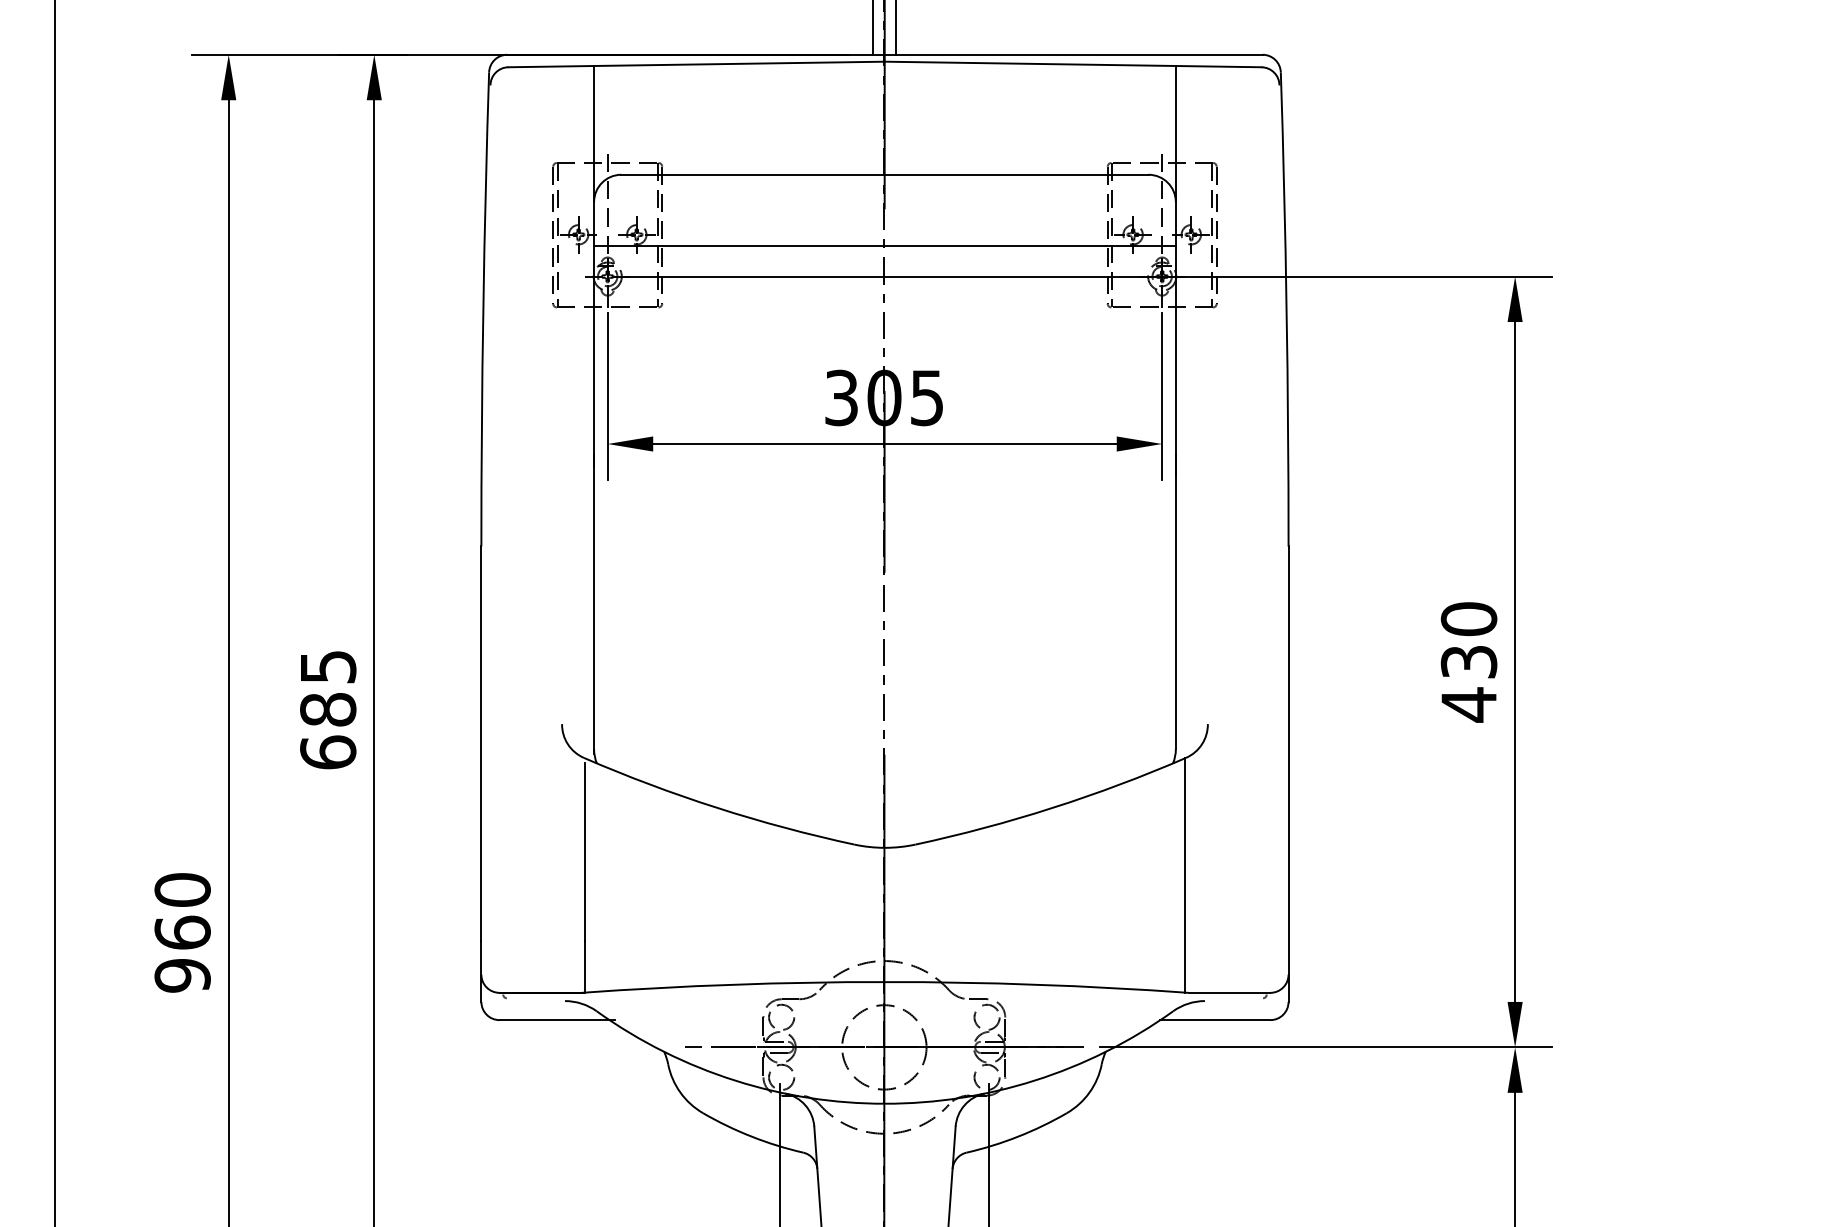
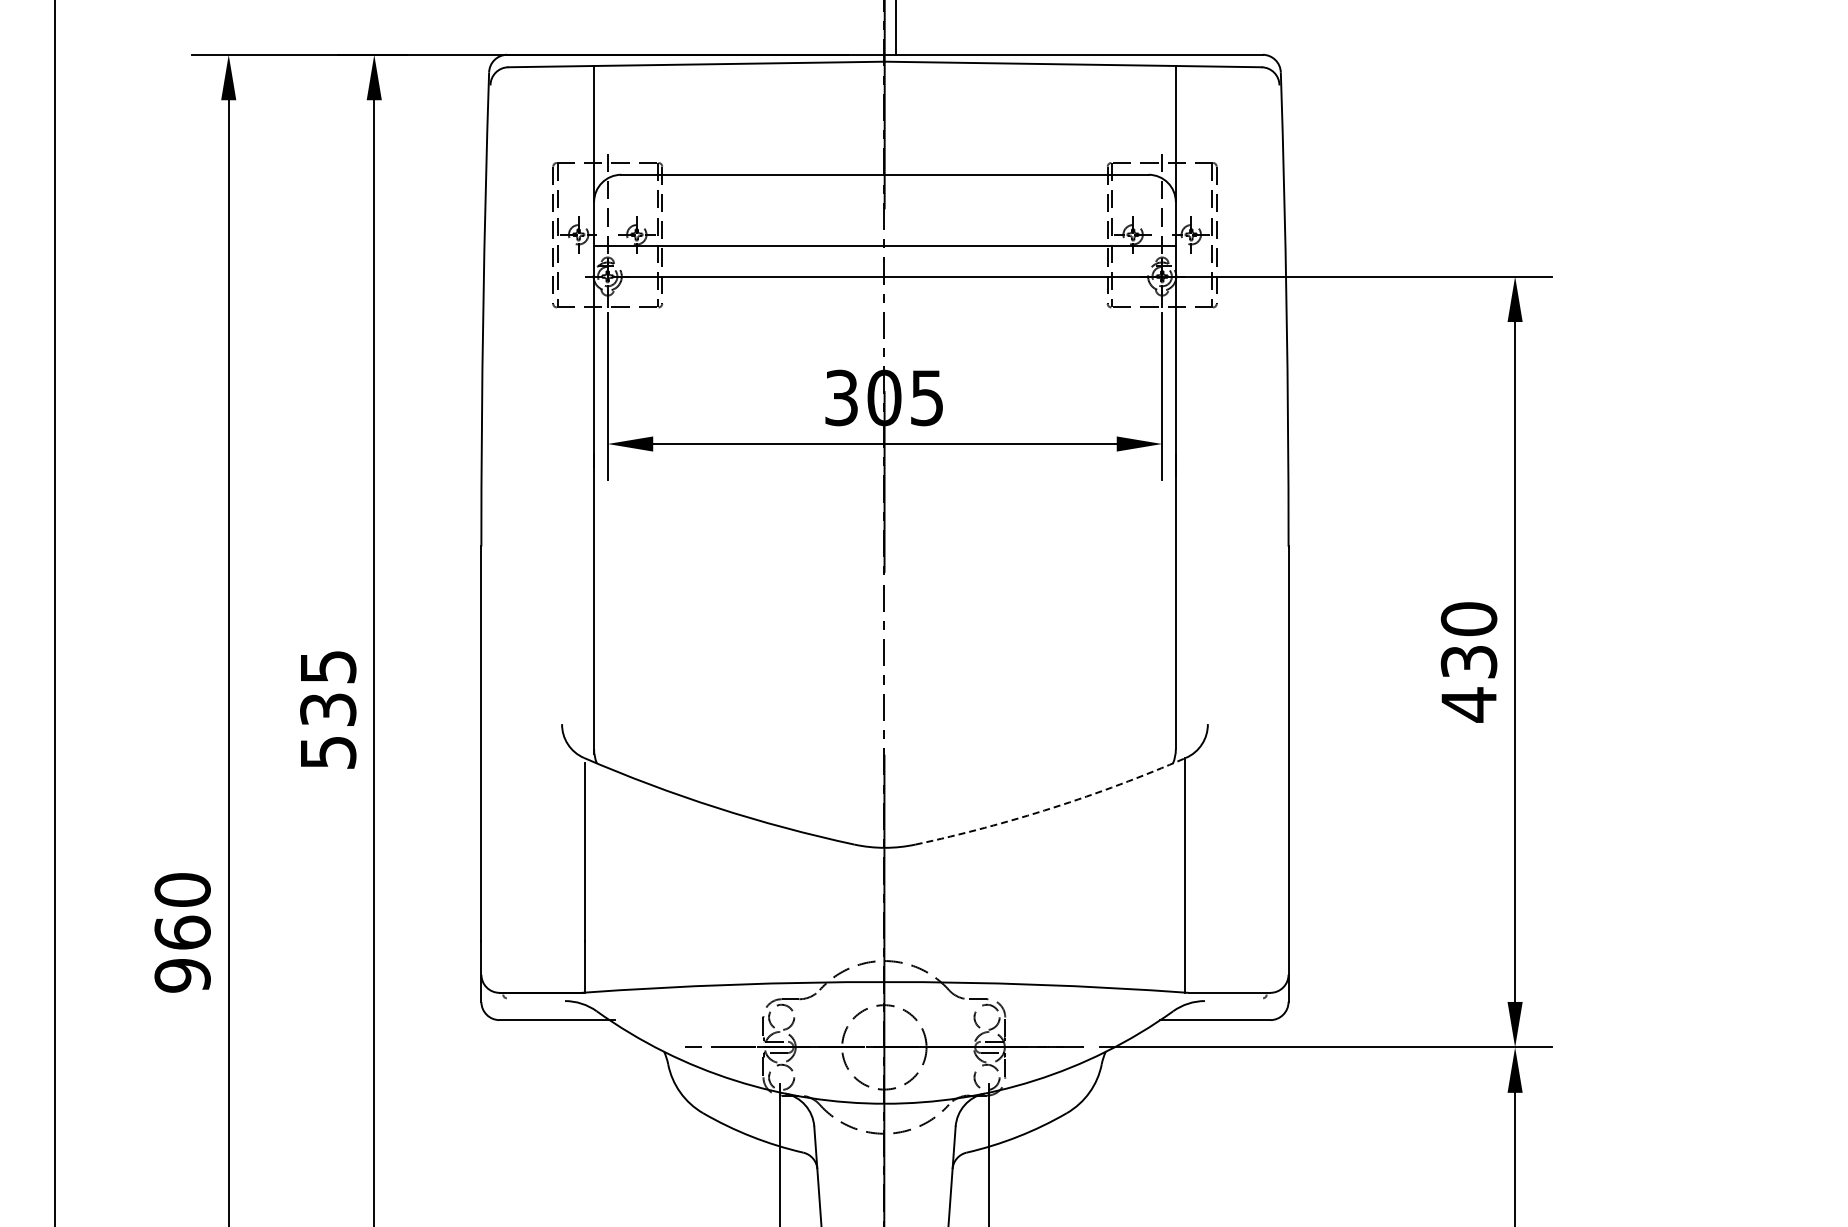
line: present -> none (873, 28)
text: 685 -> 535 (328, 731)
arc: solid -> dashed (1052, 807)
